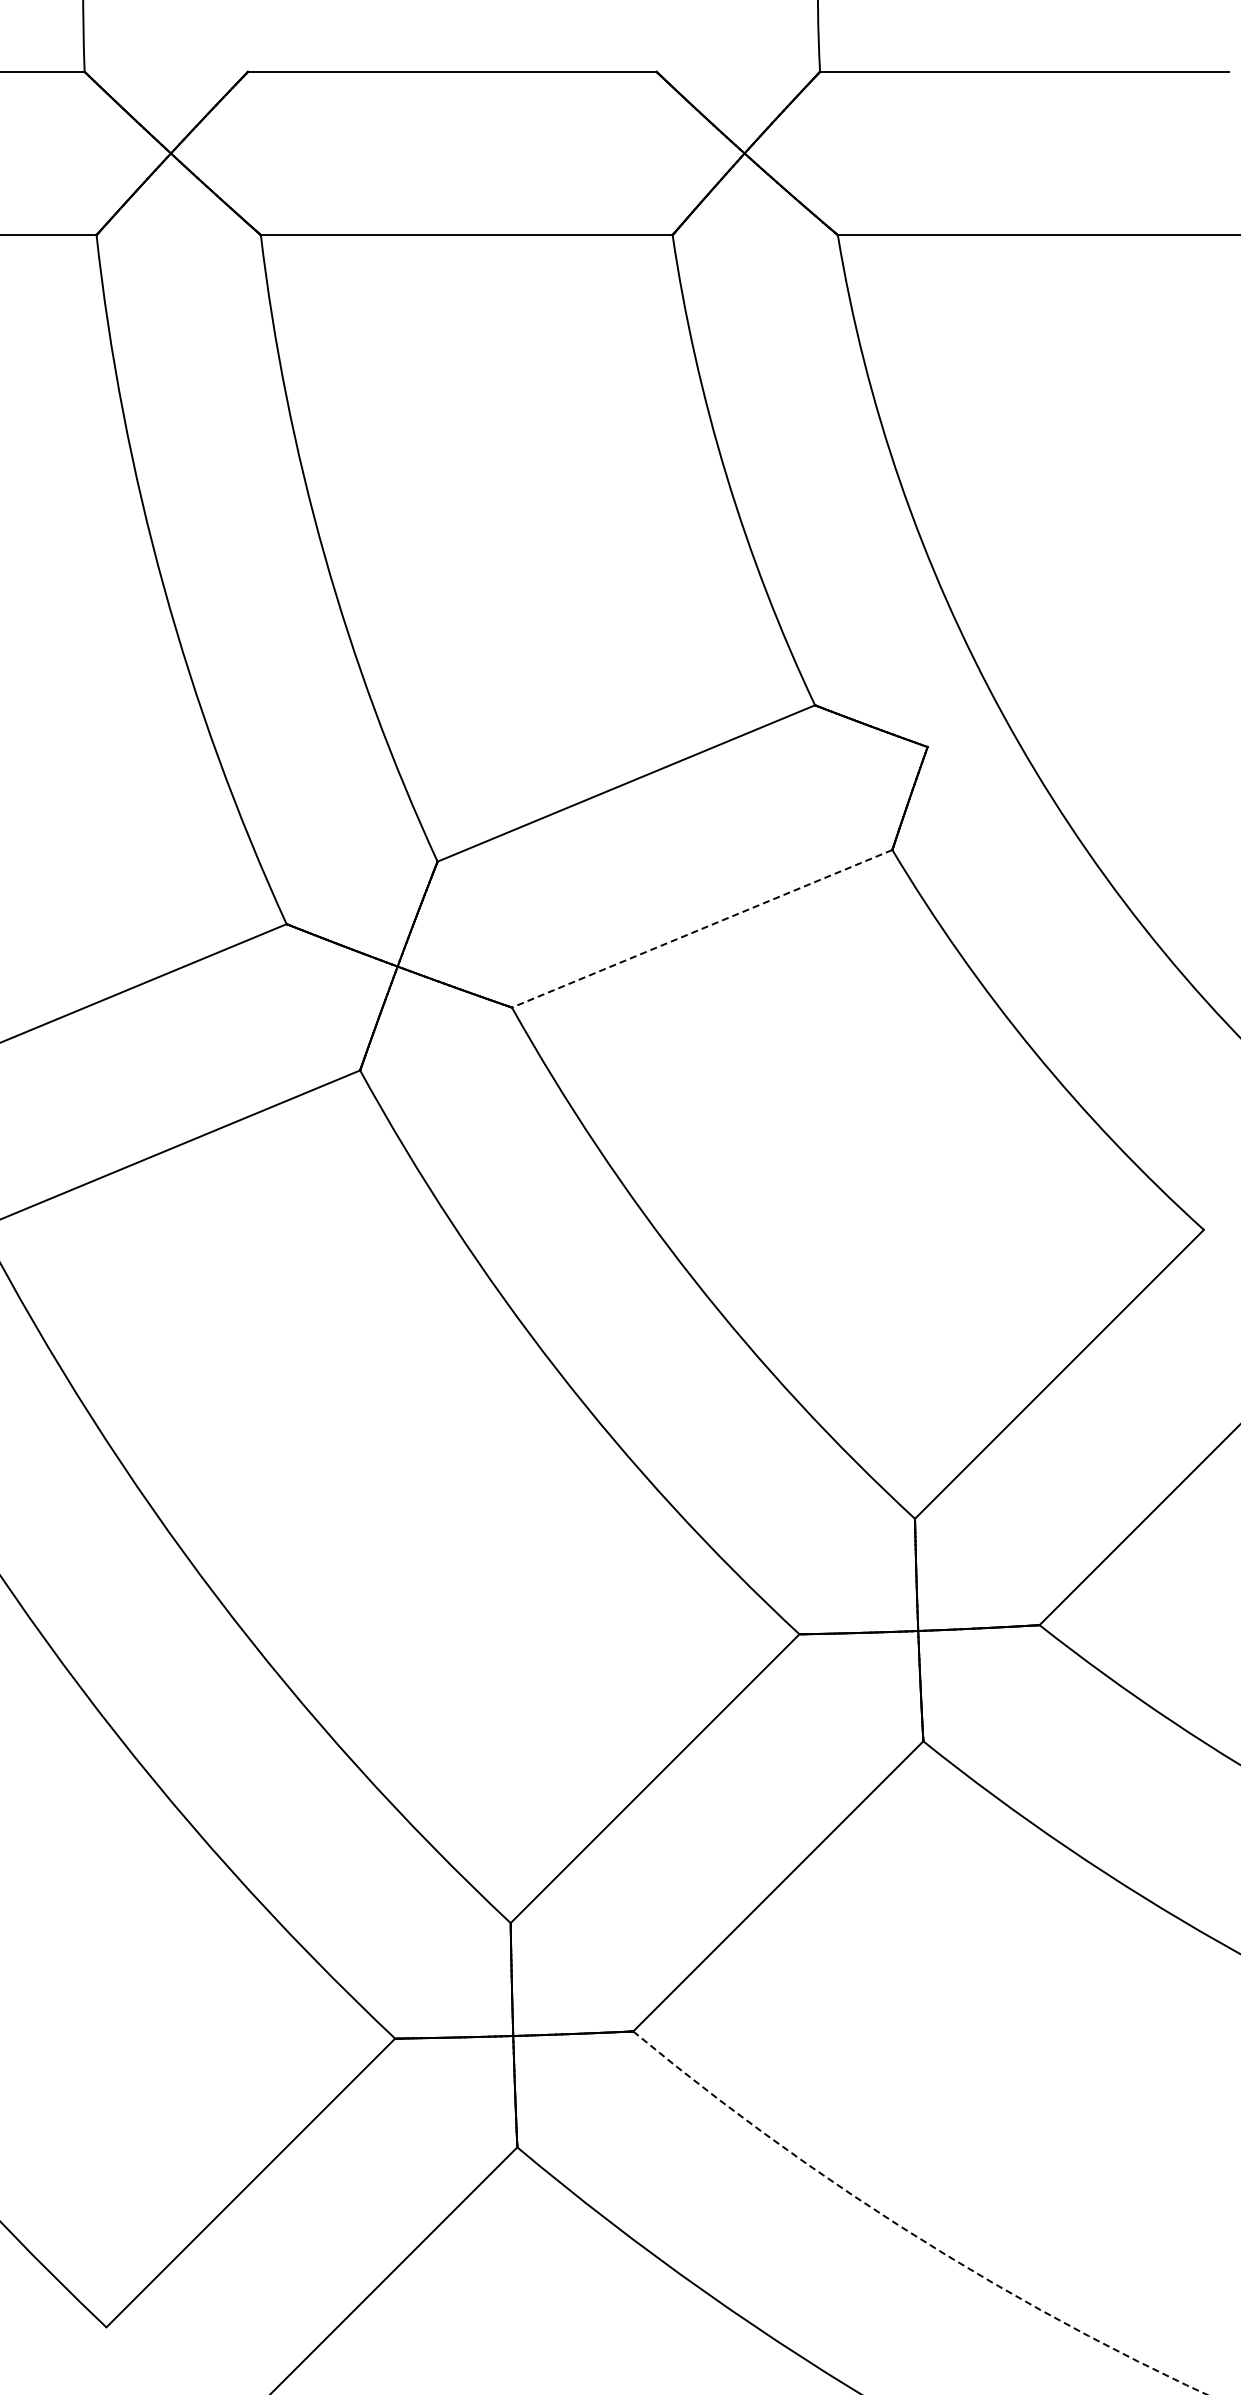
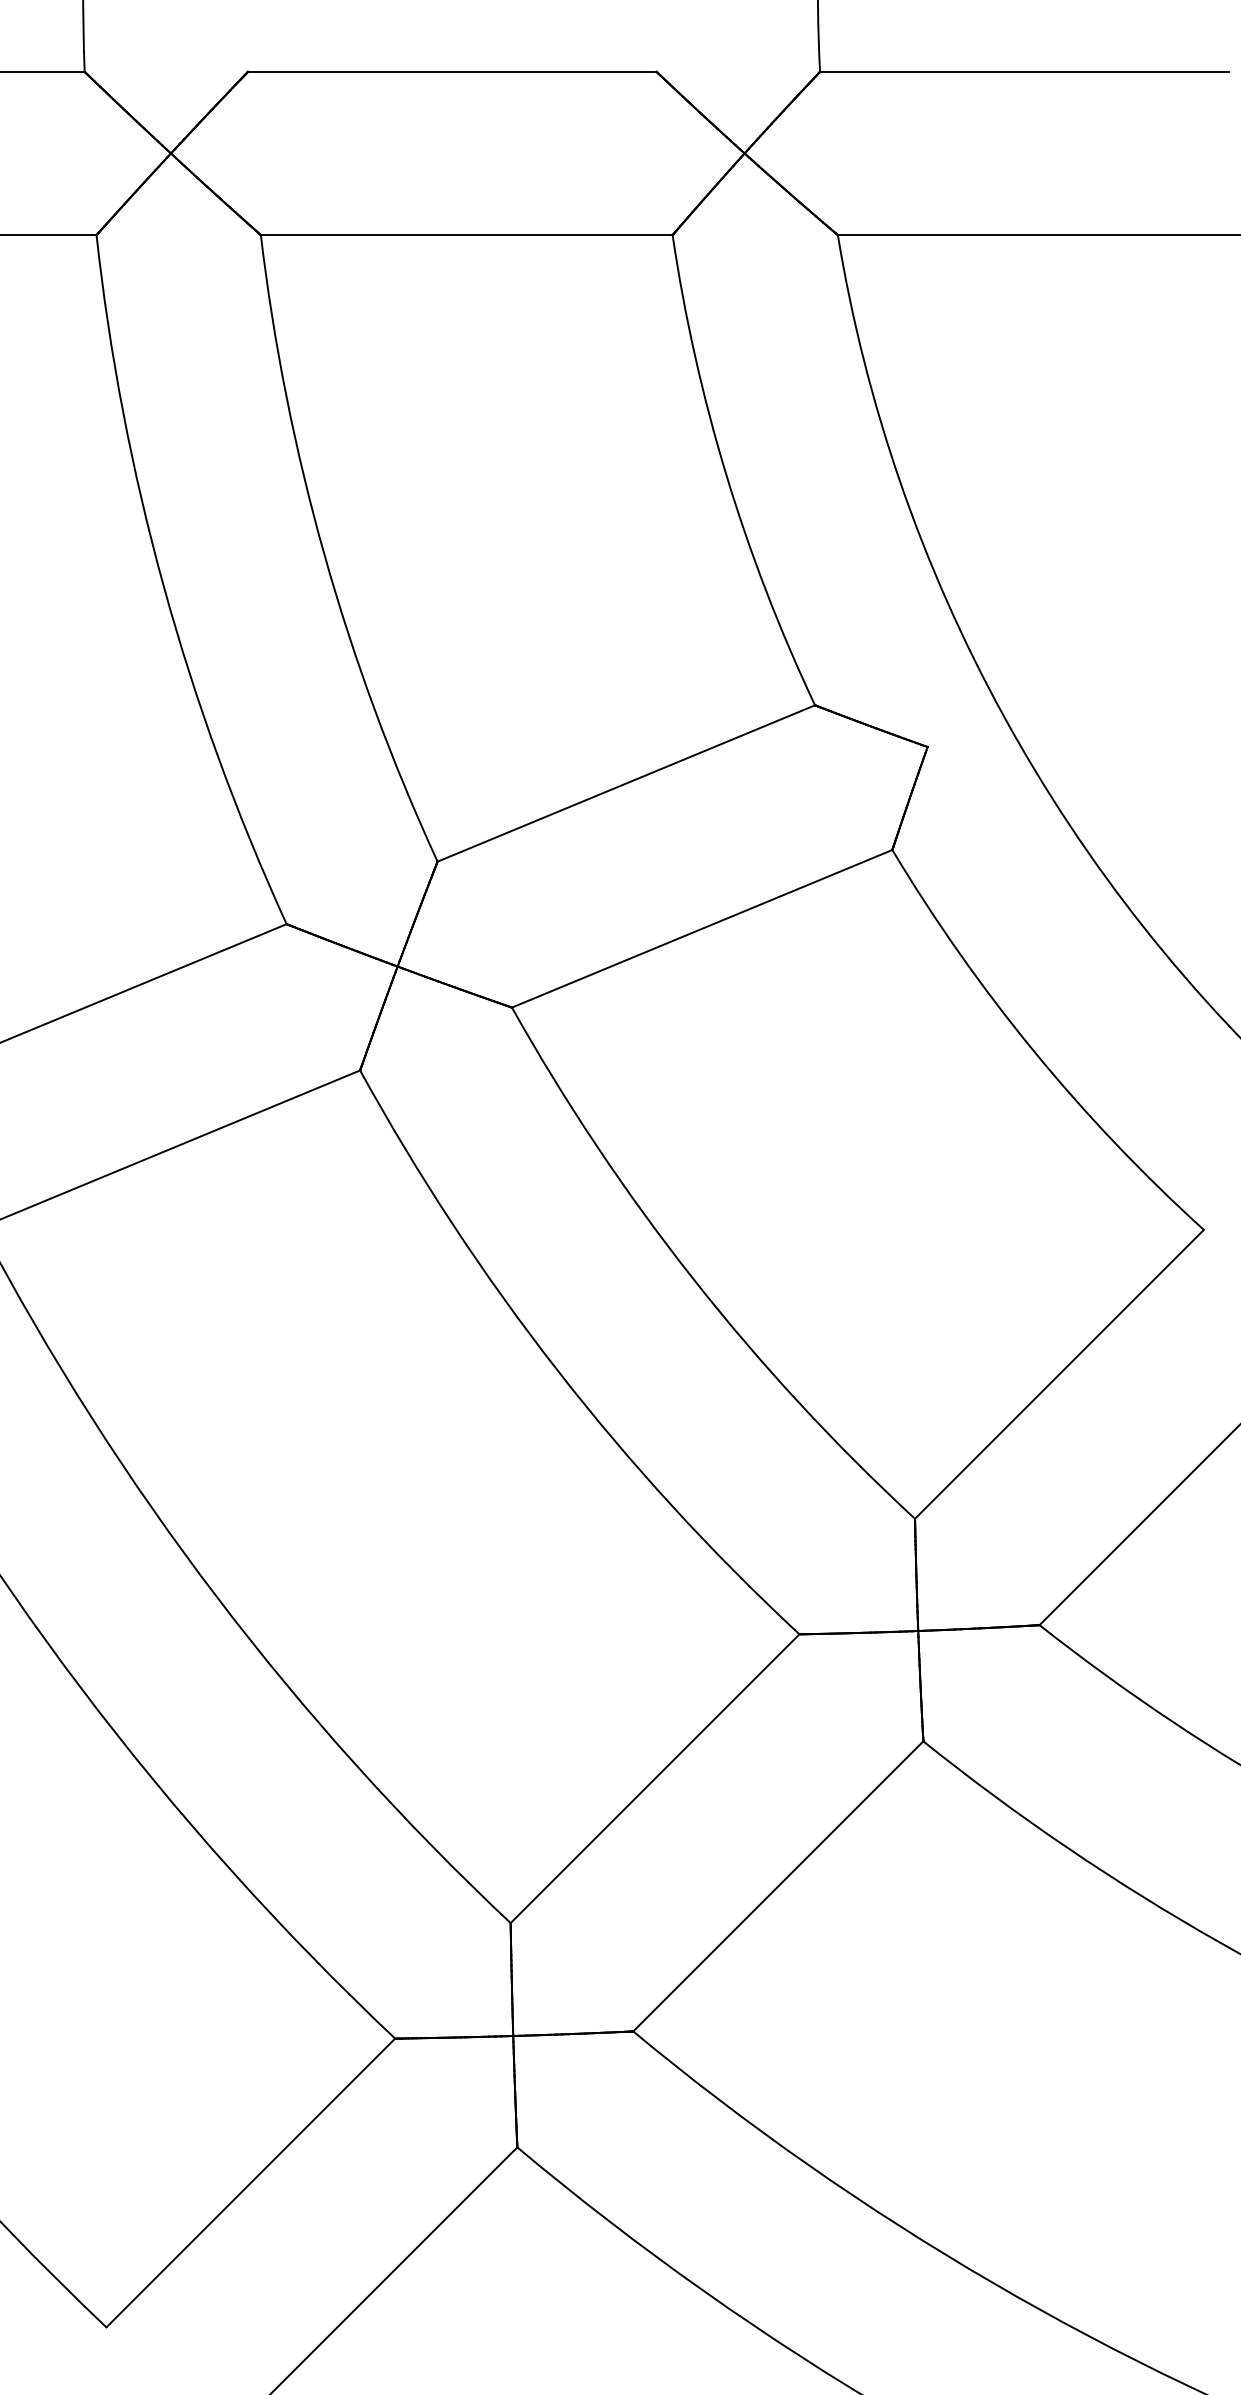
line: dashed -> solid (702, 928)
arc: dashed -> solid (909, 2231)
